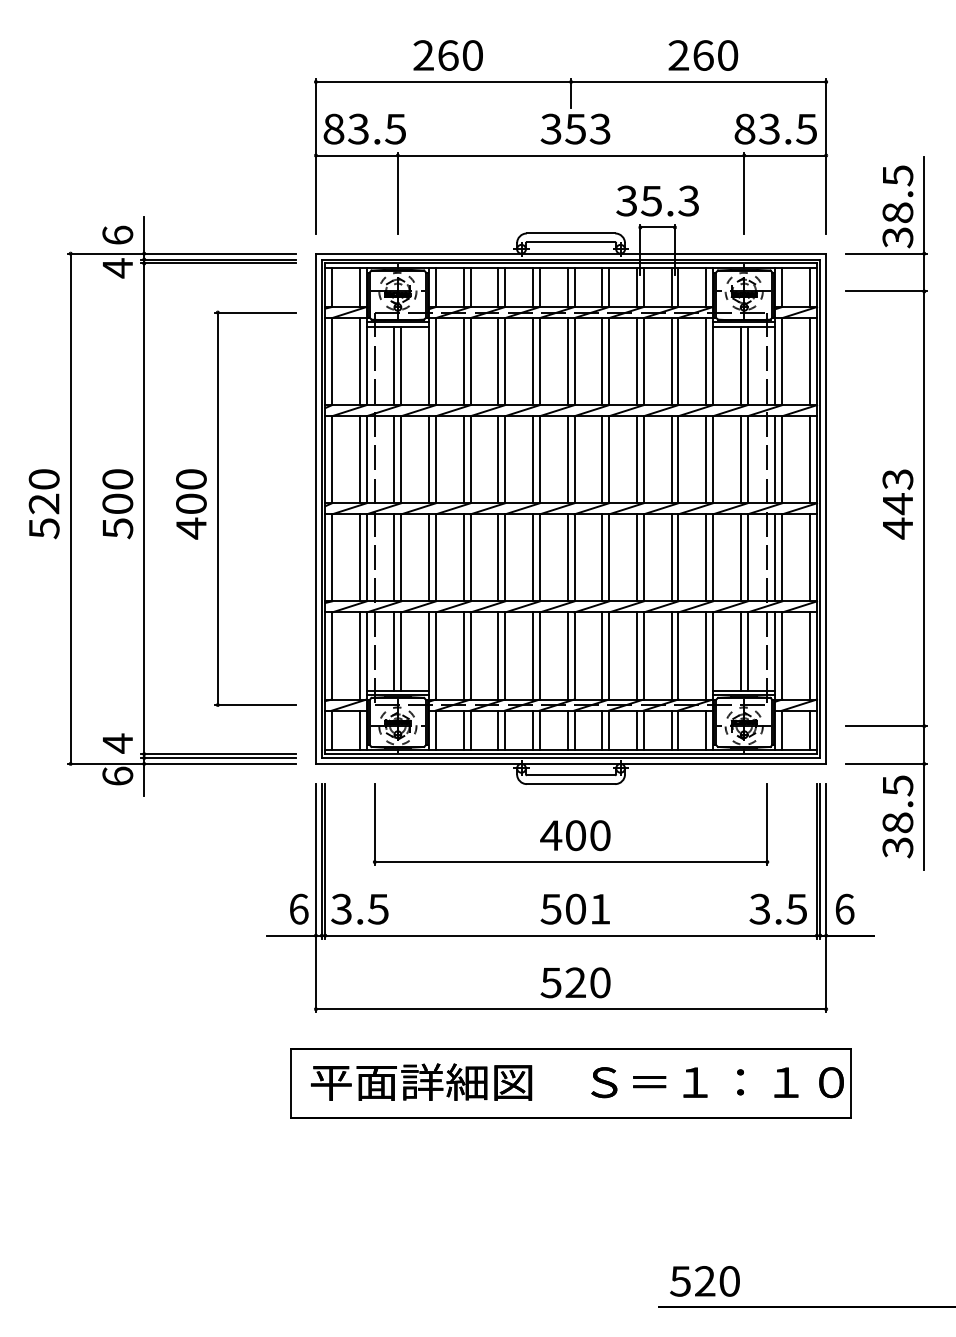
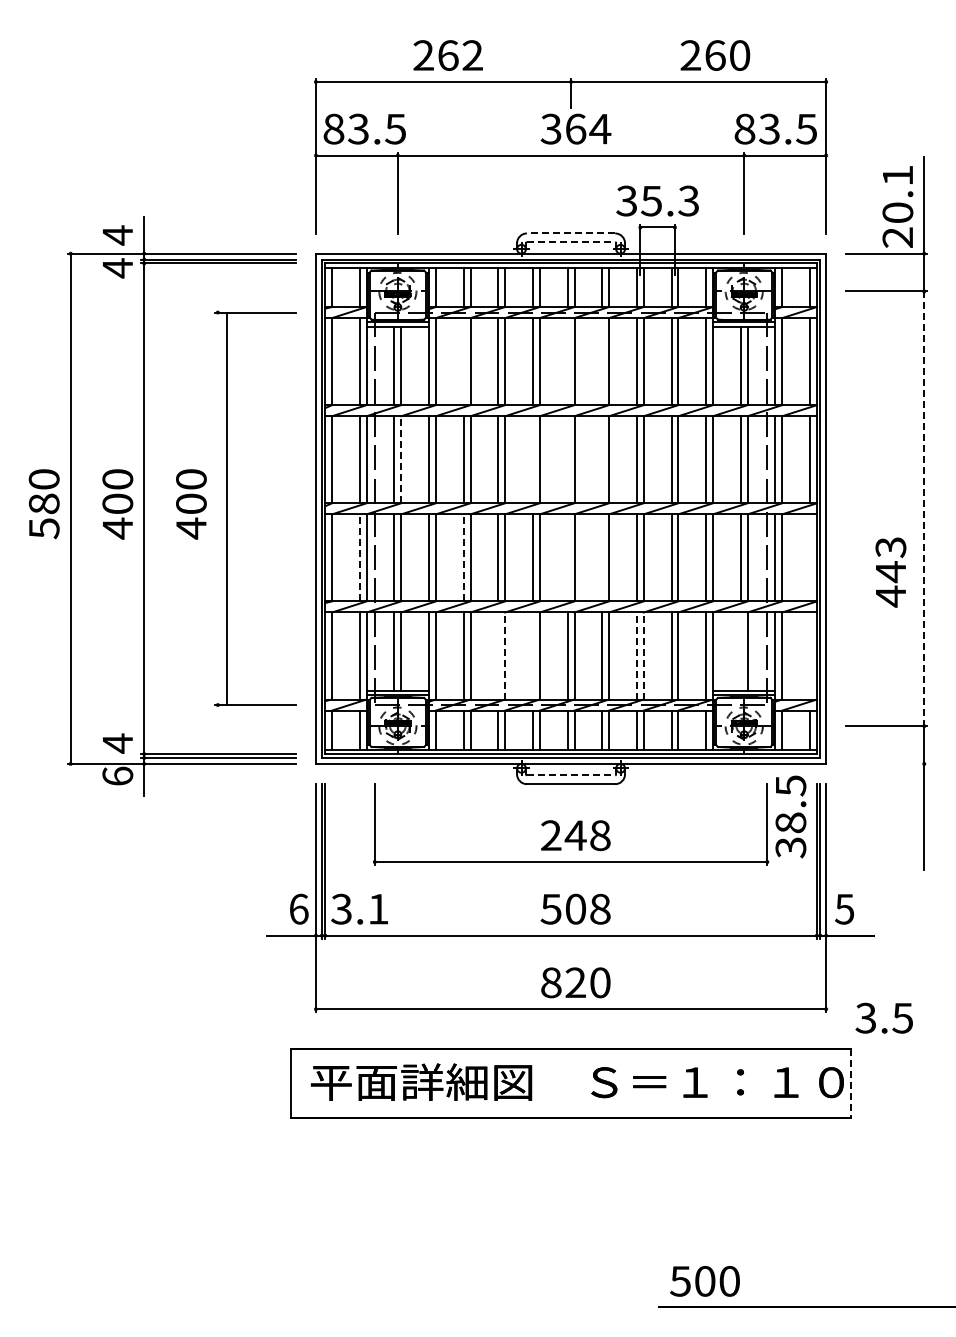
text: 260 -> 262 (472, 55)
text position: (703, 55) -> (715, 55) (715, 55)
text: 353 -> 364 (588, 128)
text: 38.5 -> 20.1 (897, 206)
line: solid -> dashed (570, 233)
text: 6 -> 4 (117, 235)
line: solid -> dashed (571, 242)
line: present -> none (463, 361)
line: present -> none (567, 361)
line: present -> none (602, 361)
line: solid -> dashed (401, 459)
line: present -> none (532, 459)
line: present -> none (567, 459)
line: present -> none (602, 459)
text: 520 -> 580 (43, 503)
text position: (897, 504) -> (890, 572) (890, 572)
line position: (217, 508) -> (226, 508) (226, 508)
line: solid -> dashed (924, 509)
text: 500 -> 400 (117, 528)
line: solid -> dashed (359, 557)
line: solid -> dashed (463, 557)
line: present -> none (567, 557)
line: present -> none (602, 557)
line: present -> none (810, 557)
line: present -> none (740, 651)
line: present -> none (498, 655)
line: solid -> dashed (505, 655)
line: present -> none (532, 655)
line: solid -> dashed (636, 655)
line: solid -> dashed (643, 655)
line: present -> none (810, 655)
line: present -> none (886, 763)
line: solid -> dashed (571, 775)
text position: (897, 816) -> (790, 816) (790, 816)
text: 400 -> 248 (575, 835)
text: 501 -> 508 (600, 908)
text position: (777, 908) -> (883, 1017) (883, 1017)
text: 6 -> 5 (844, 908)
text: 3.5 -> 3.1 (377, 909)
text: 520 -> 820 (550, 982)
line: solid -> dashed (851, 1084)
text: 520 -> 500 (705, 1281)
